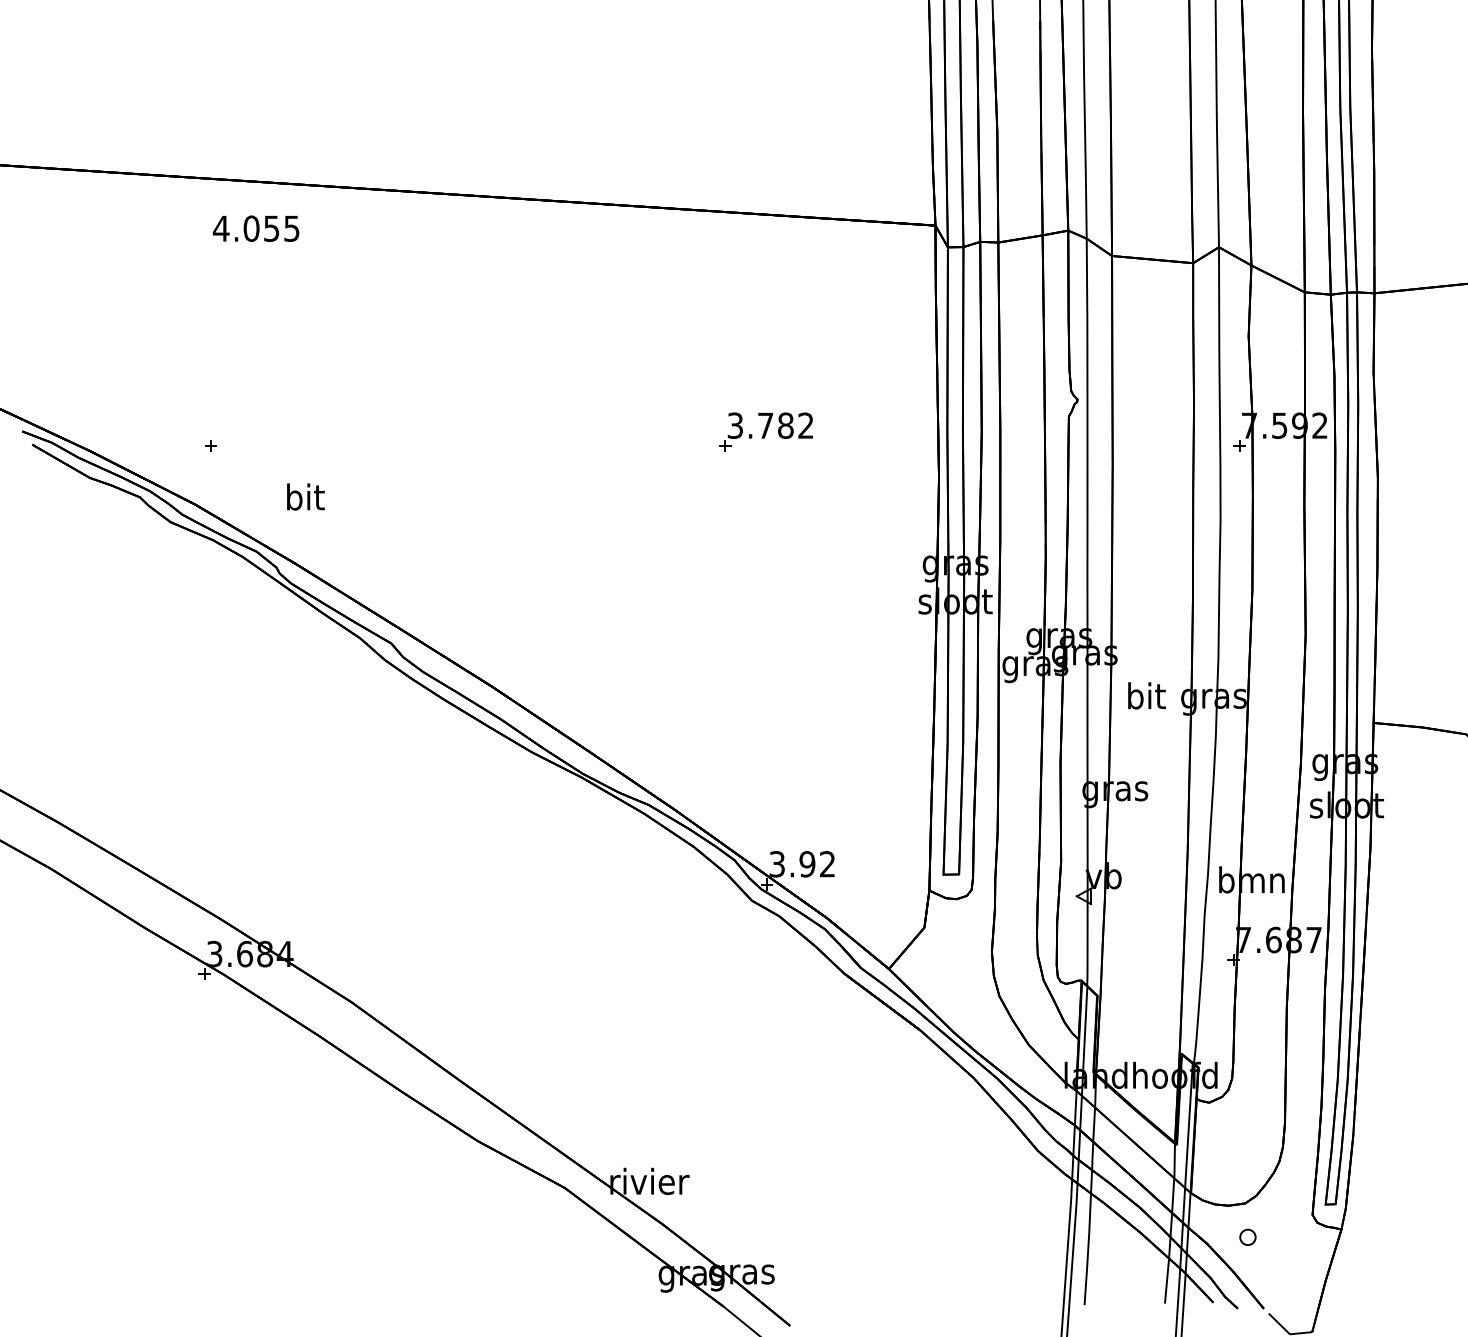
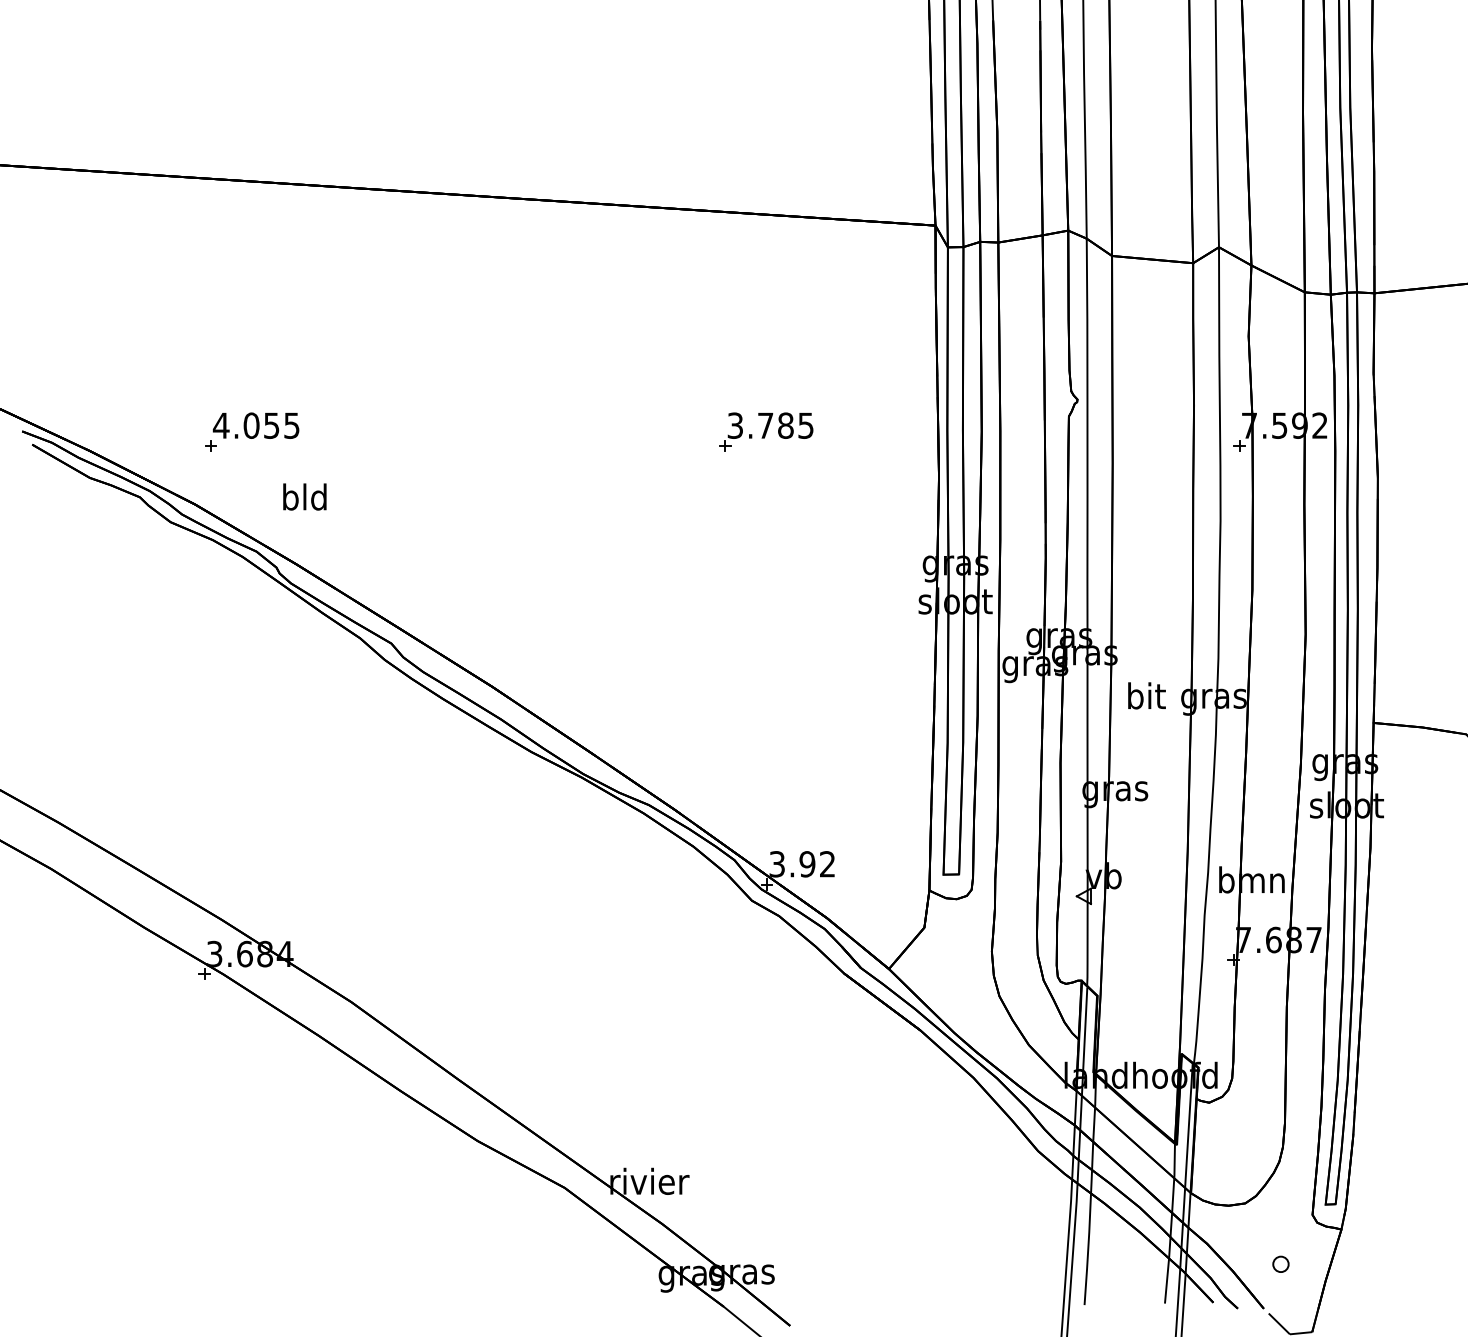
text position: (255, 228) -> (255, 425) (255, 425)
text: 3.782 -> 3.785 (805, 425)
text: bit -> bld (304, 496)
part position: (1247, 1236) -> (1280, 1263) (1280, 1263)
